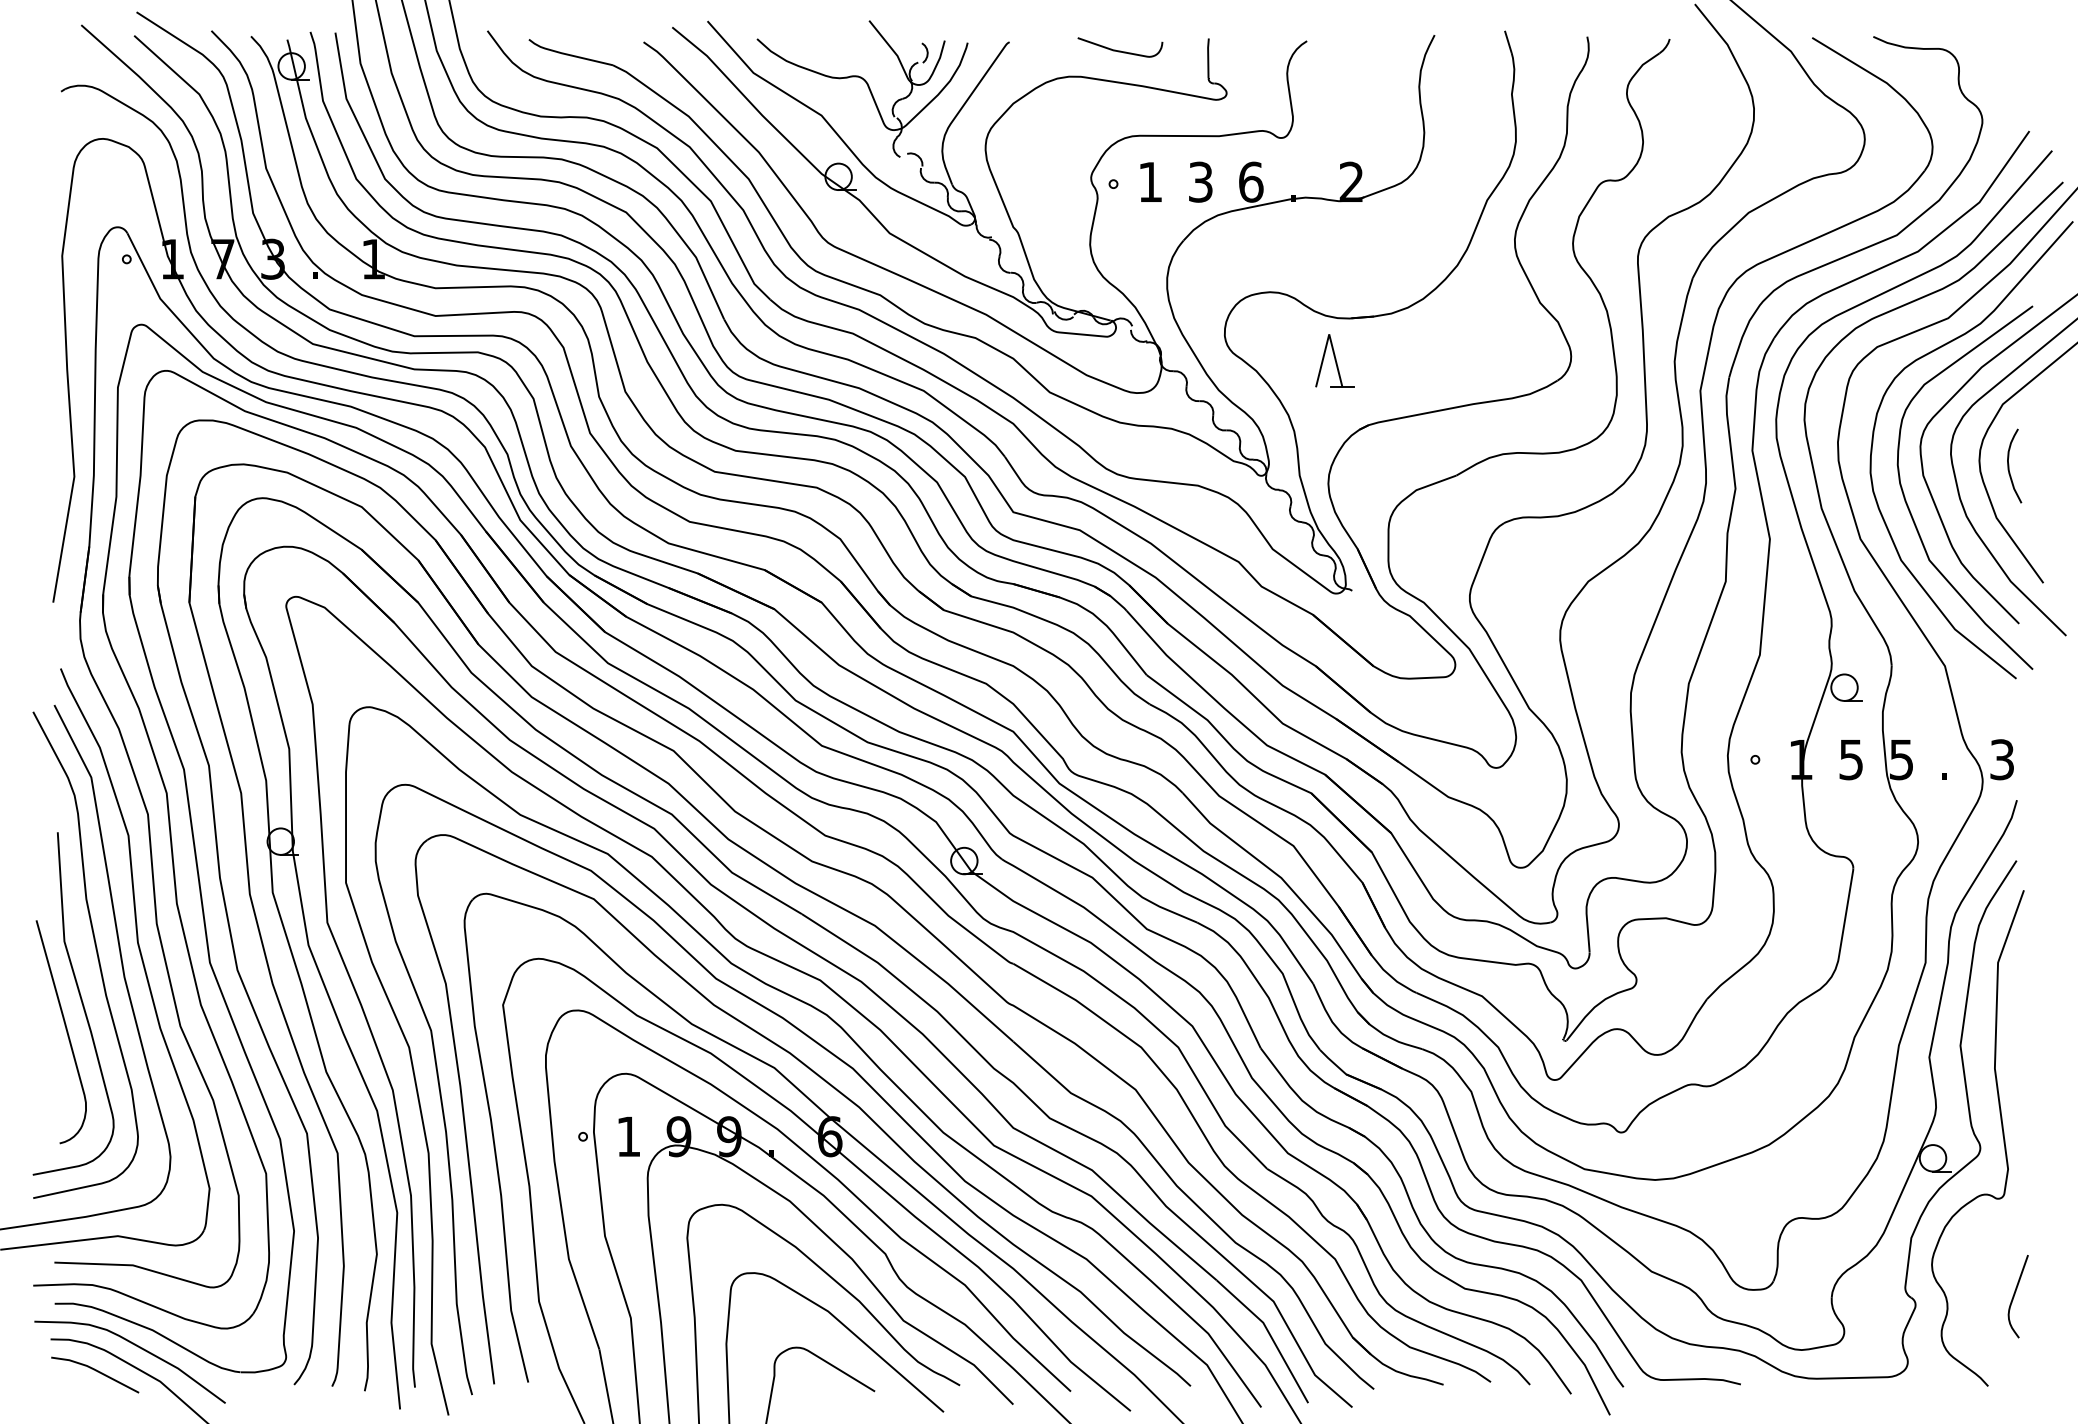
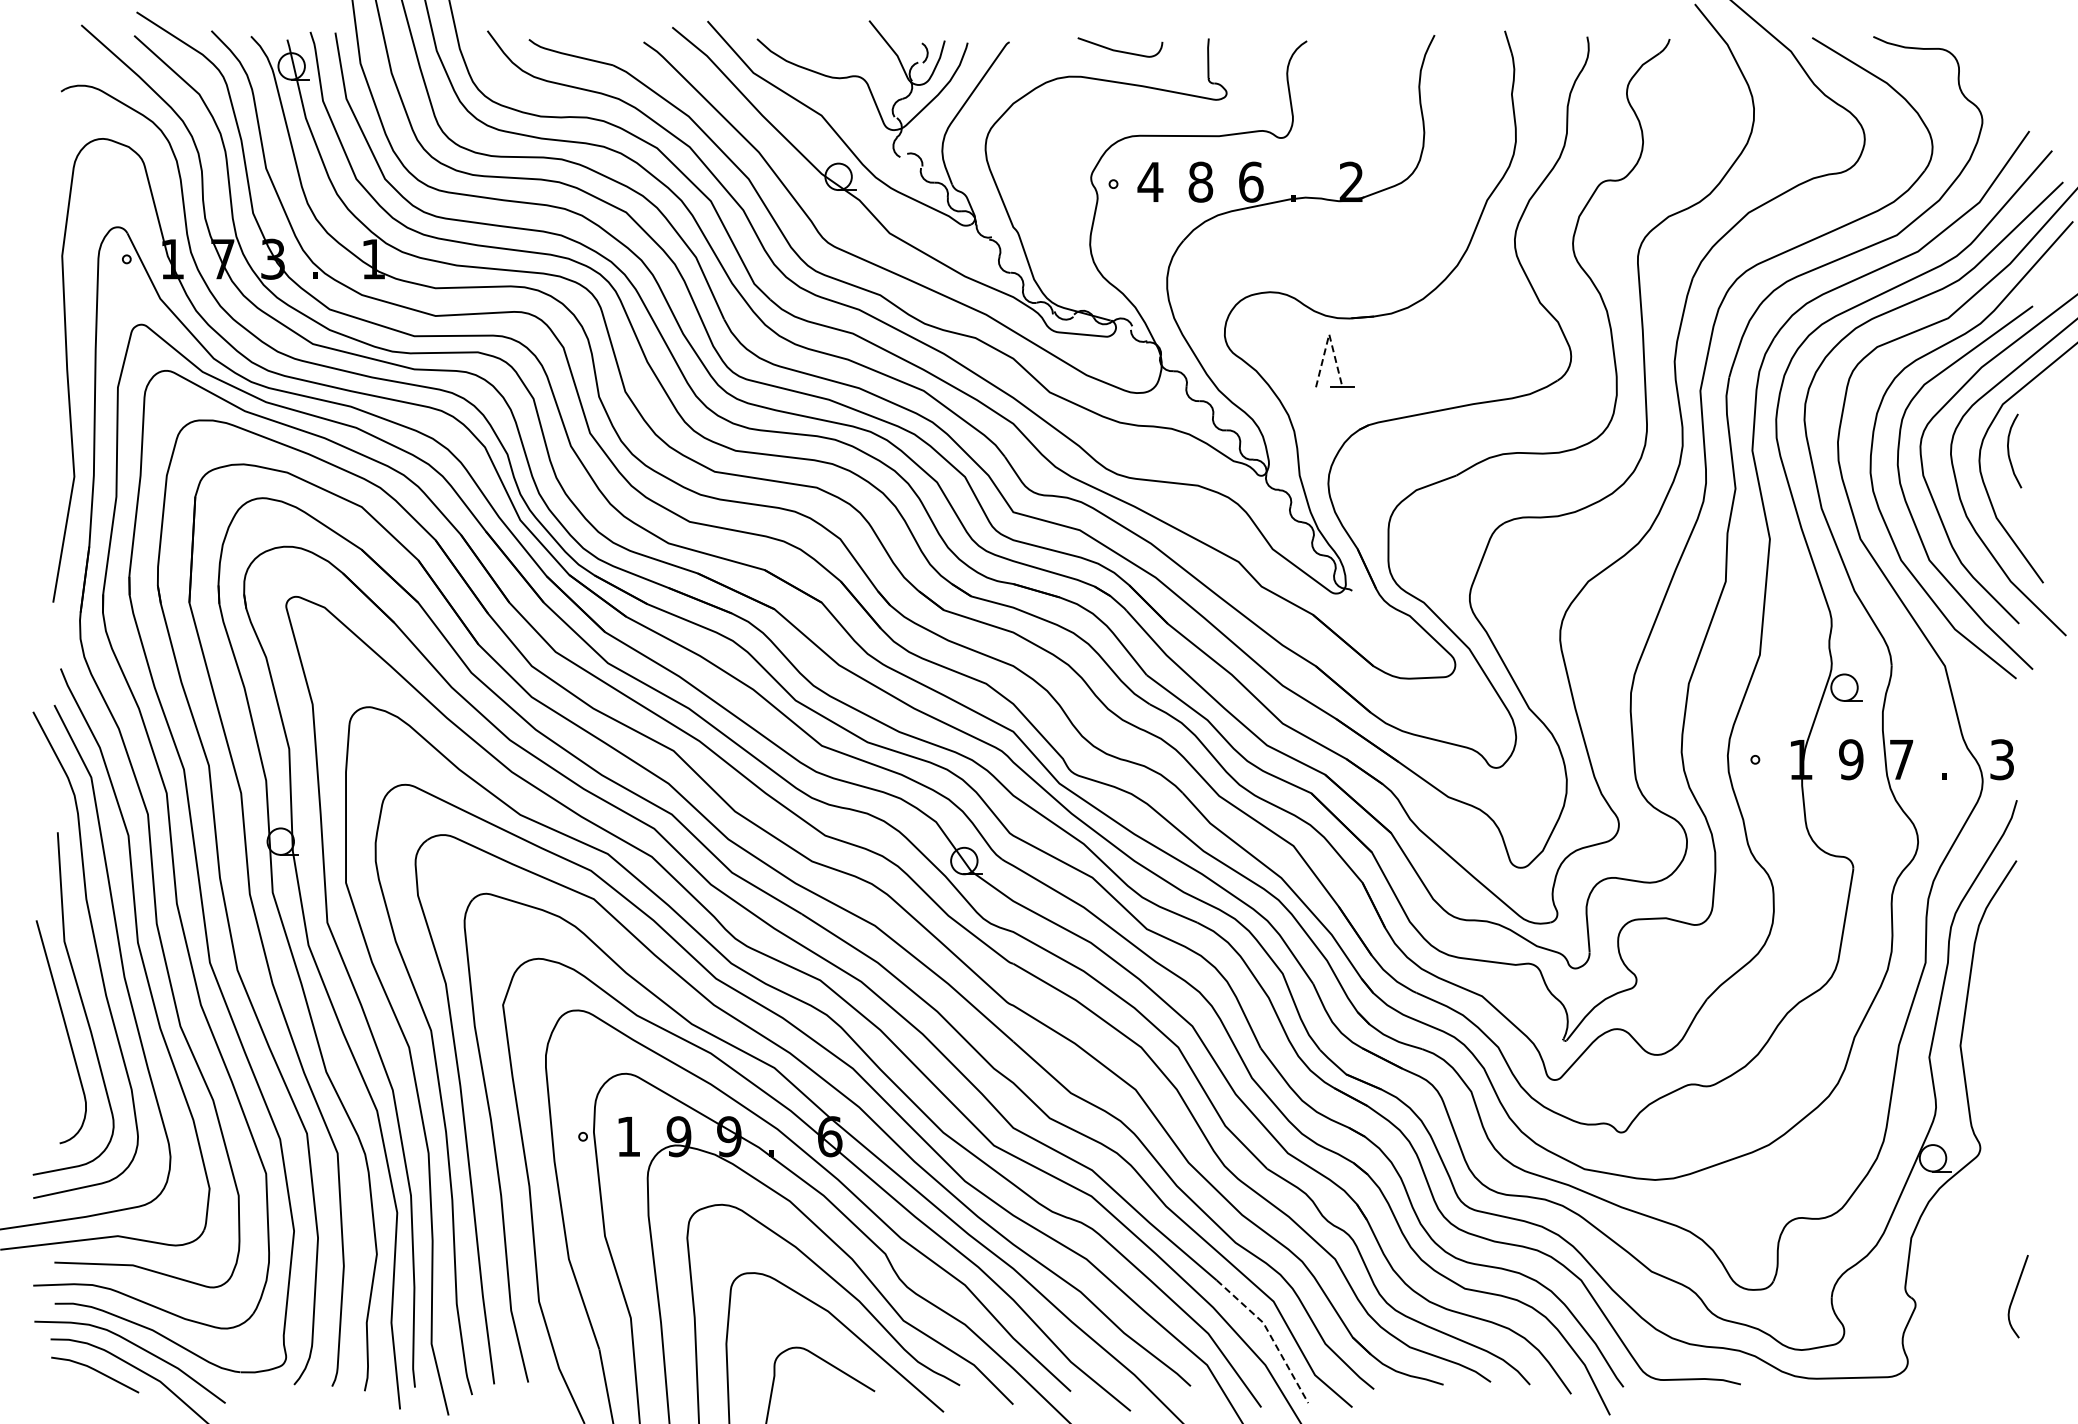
text: 1 -> 4 (1150, 181)
text: 3 -> 8 (1200, 181)
line: solid -> dashed (1329, 334)
curve position: (2009, 465) -> (2009, 450) (2009, 450)
text: 5 -> 9 (1851, 759)
text: 5 -> 7 (1901, 760)
curve: present -> none (2002, 1136)
line: solid -> dashed (1270, 1335)
